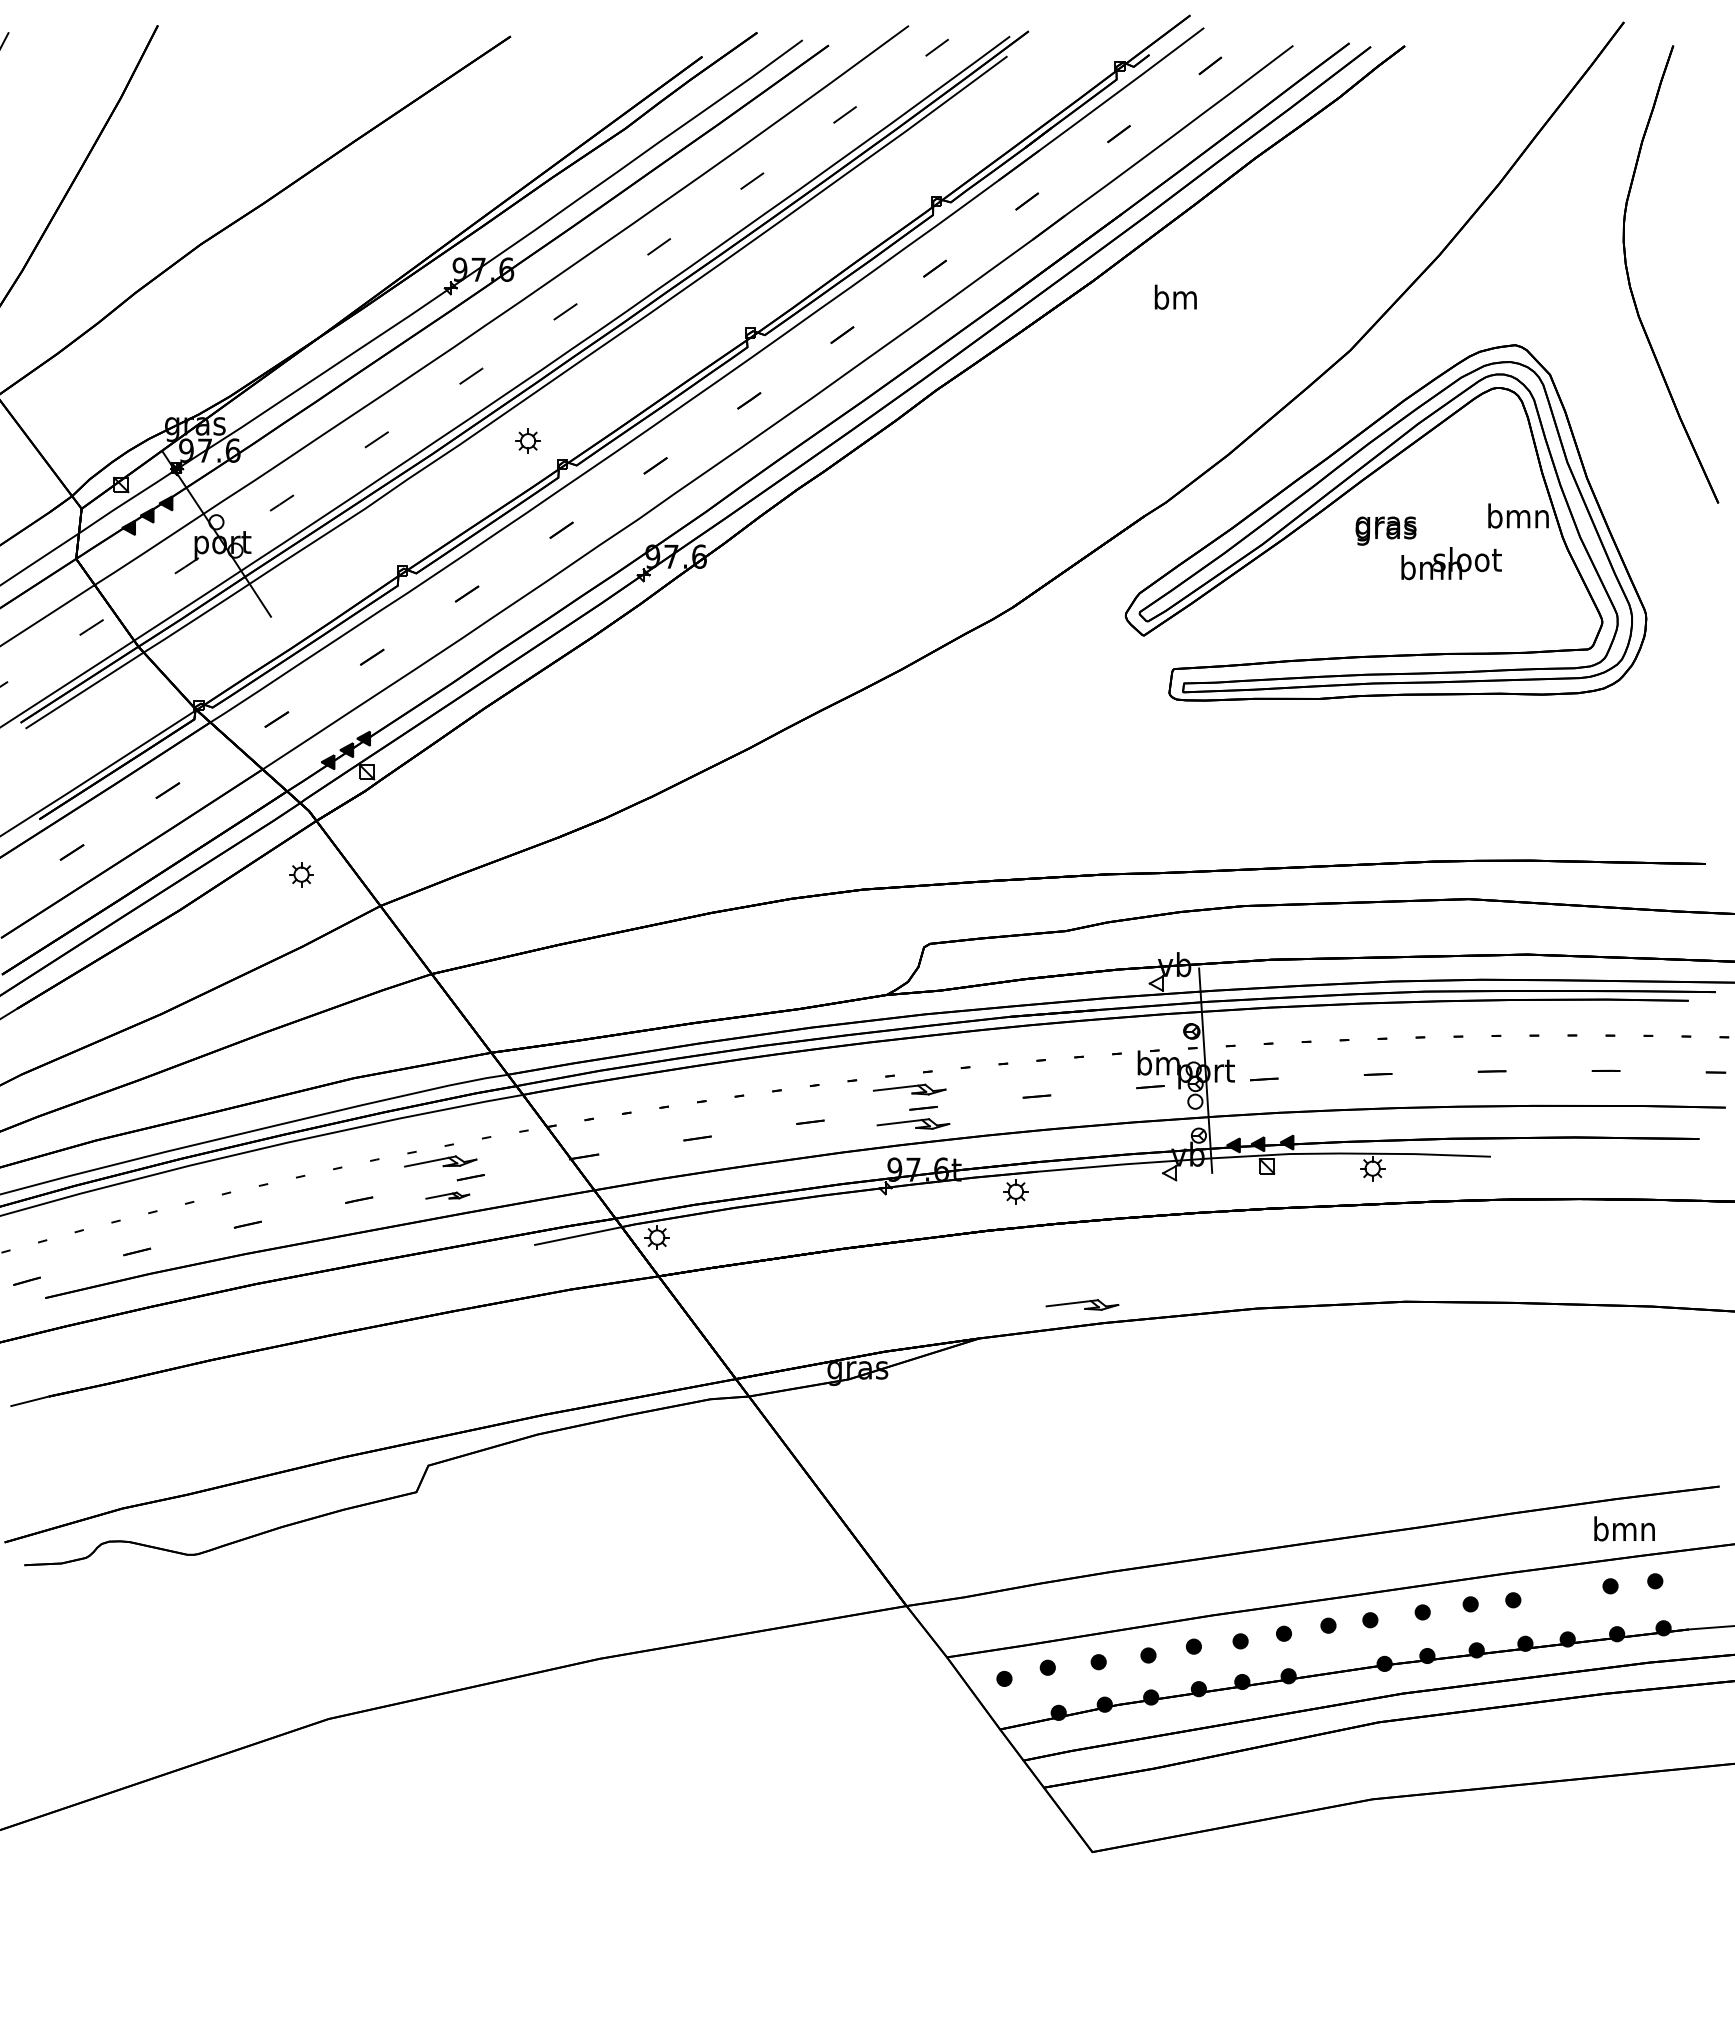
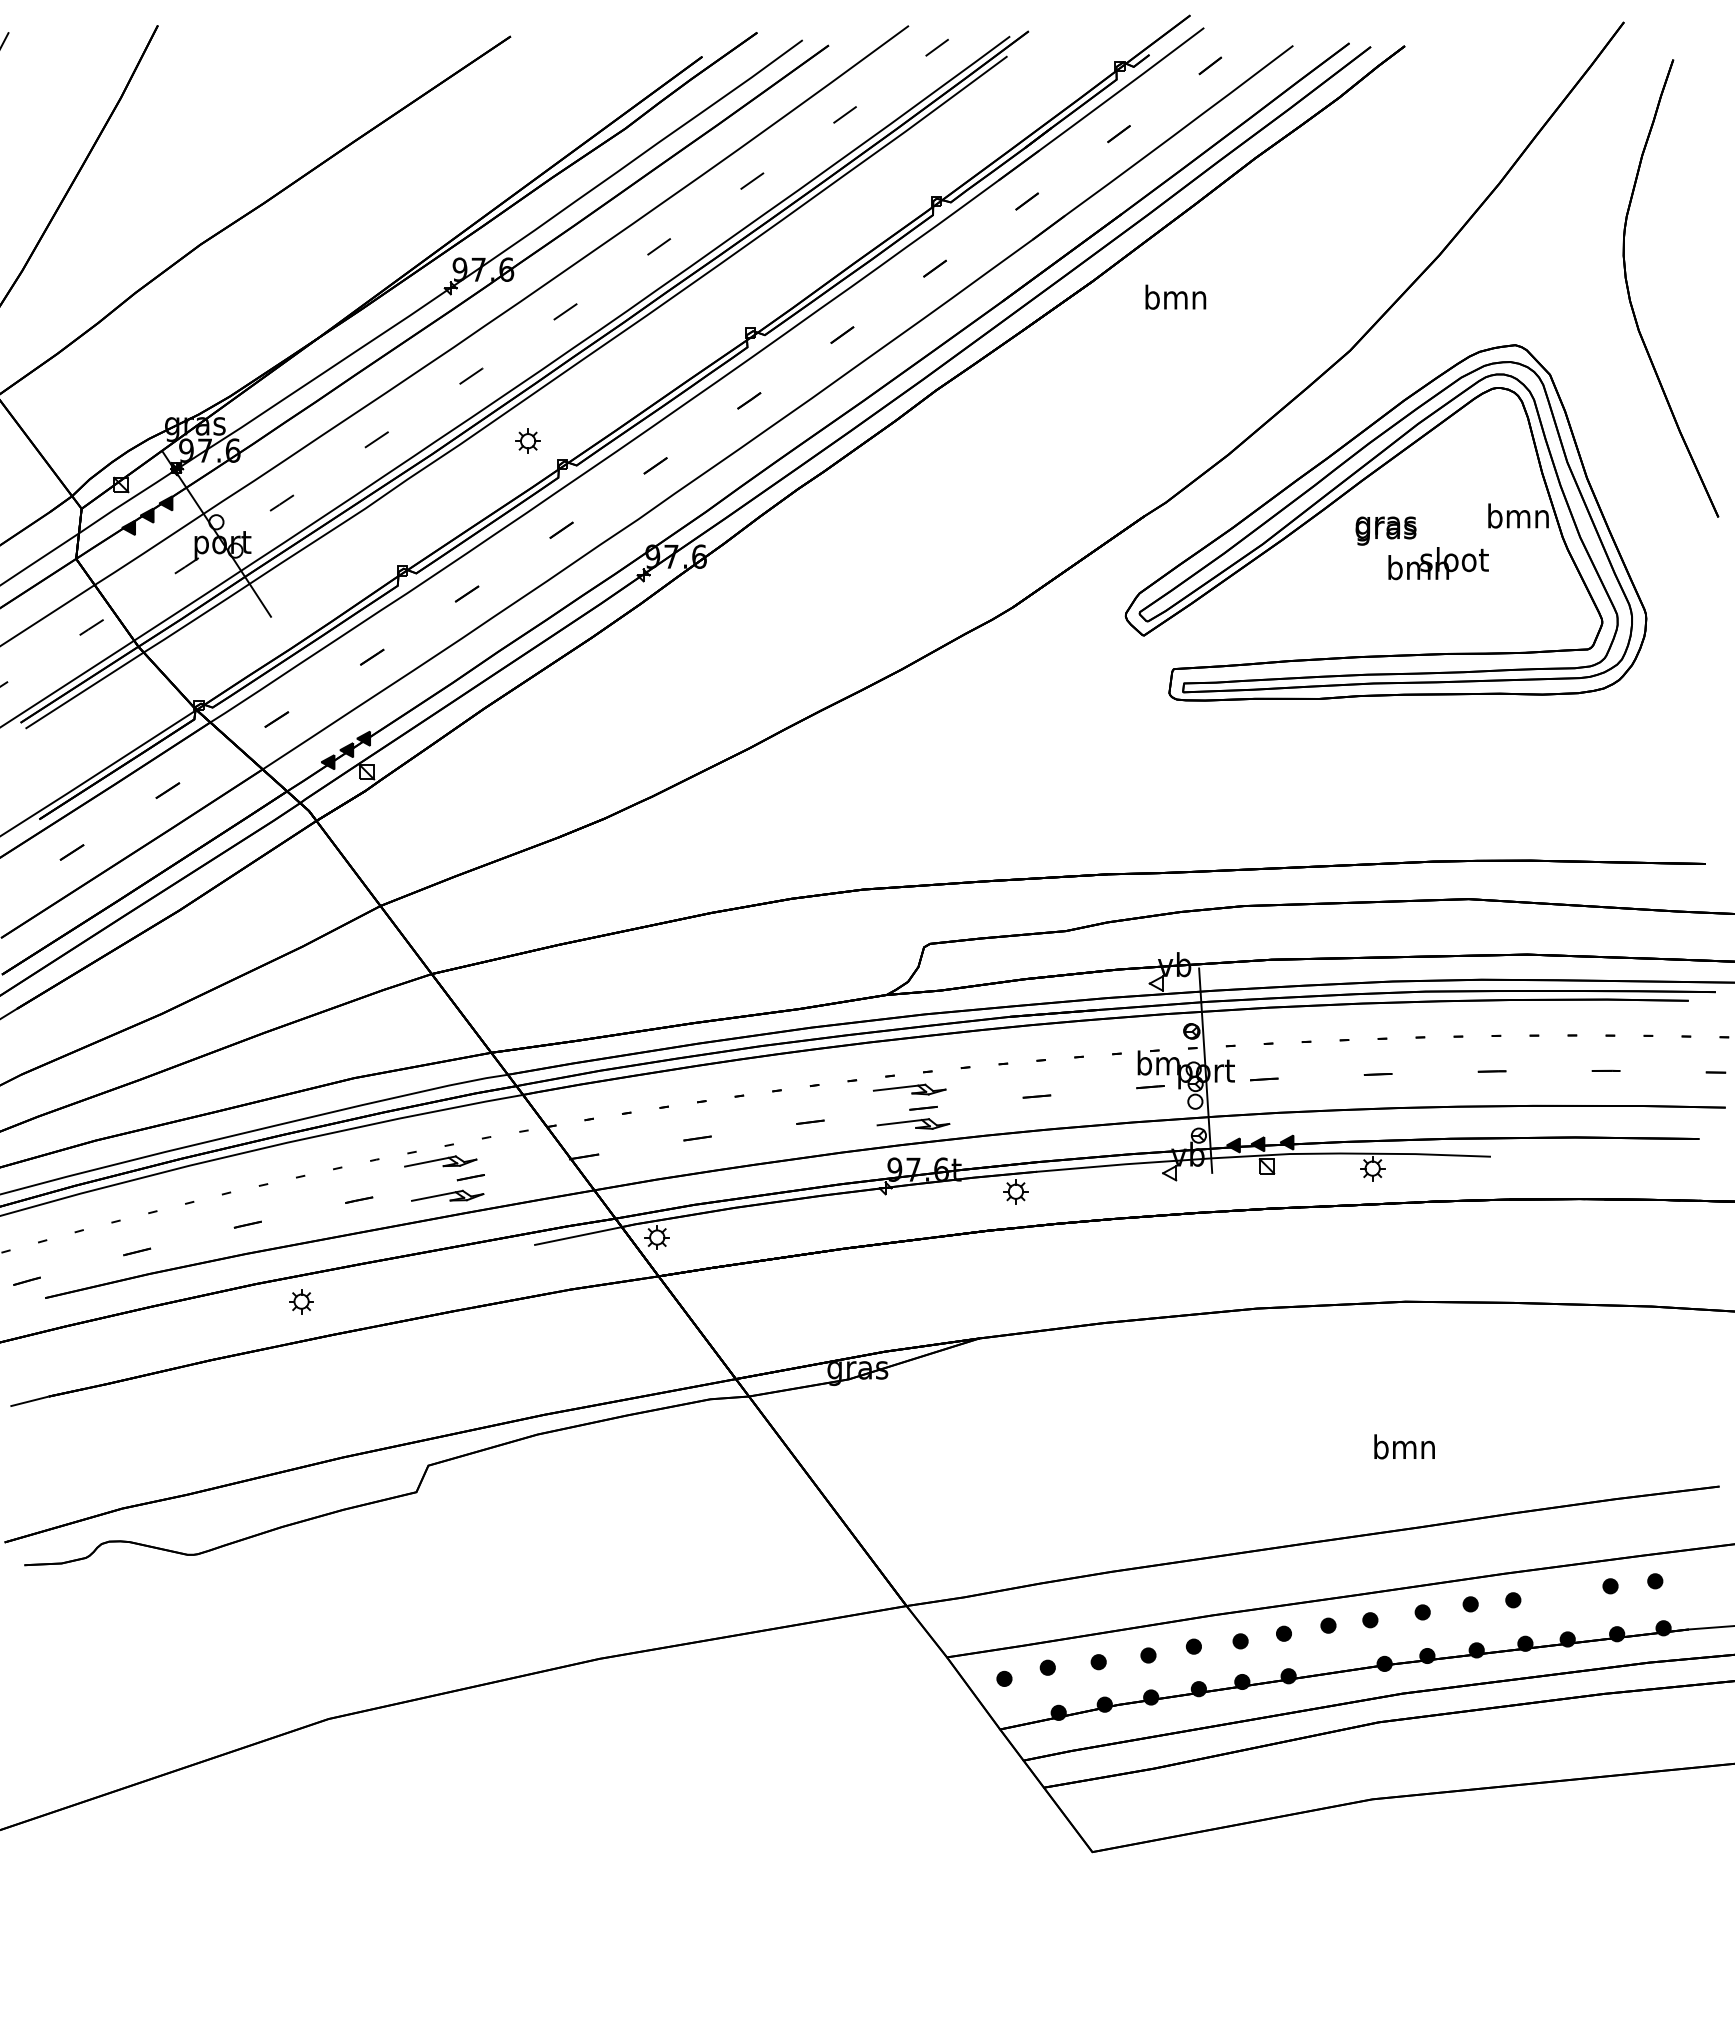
part position: (1630, 282) -> (1630, 296) (1630, 296)
text: bm -> bmn (1175, 296)
text position: (1451, 563) -> (1438, 563) (1438, 563)
part position: (301, 874) -> (301, 1301) (301, 1301)
part size: 46x9 px -> 74x13 px (447, 1195)
part: present -> none (1082, 1304)
text position: (1624, 1528) -> (1404, 1446) (1404, 1446)
